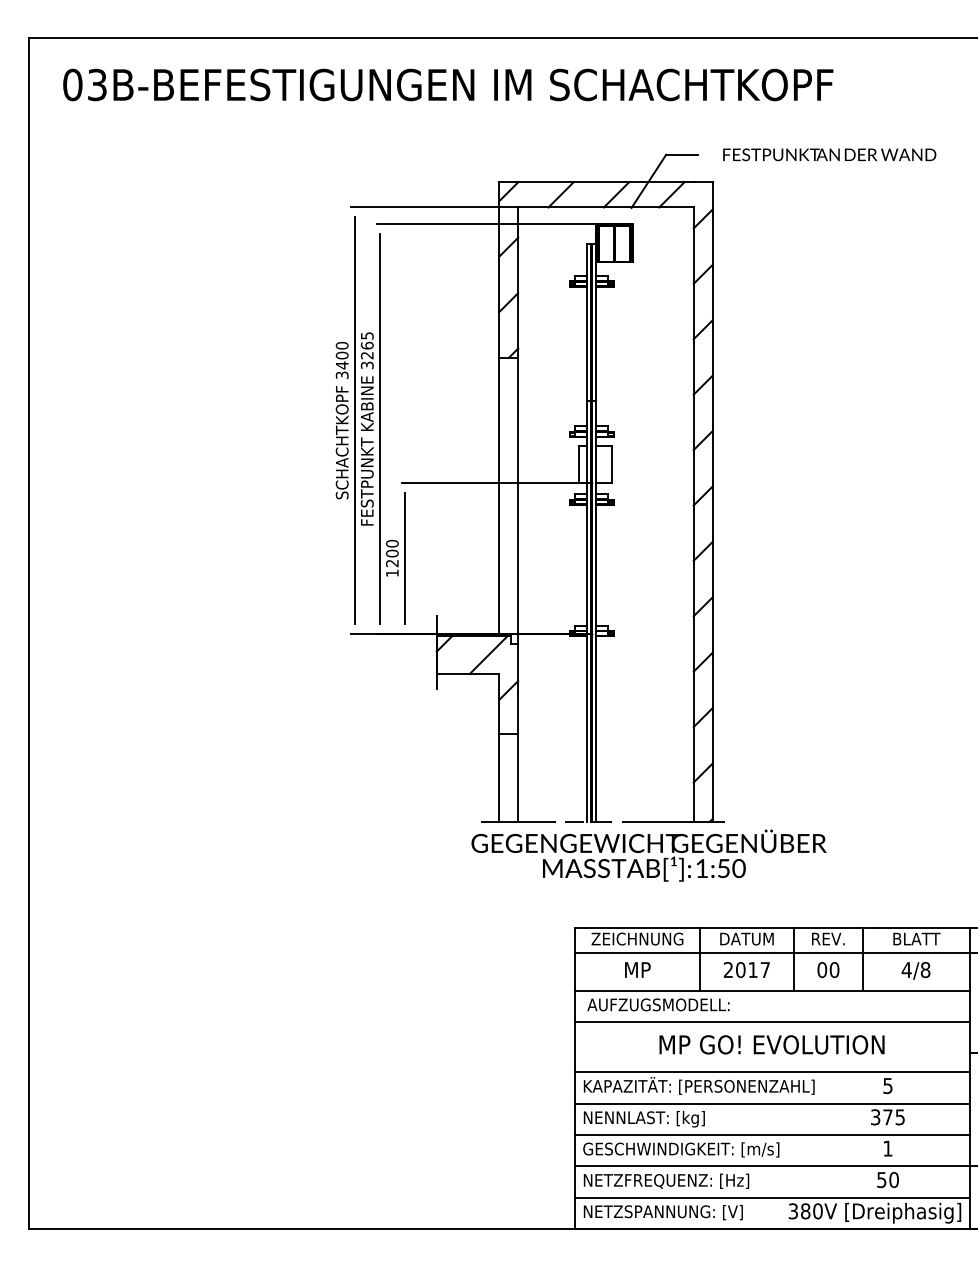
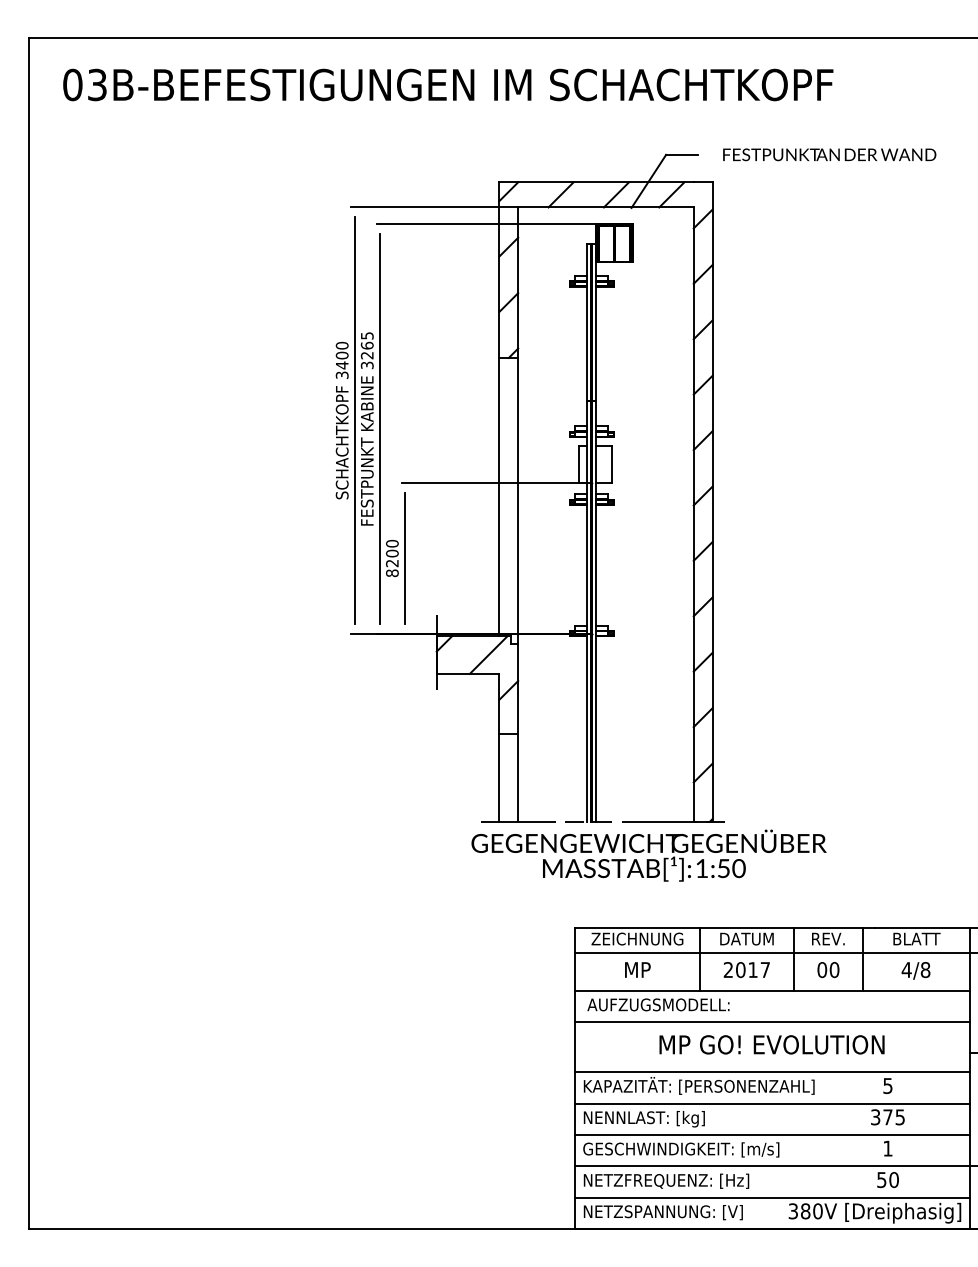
text: 1200 -> 8200 (392, 573)
